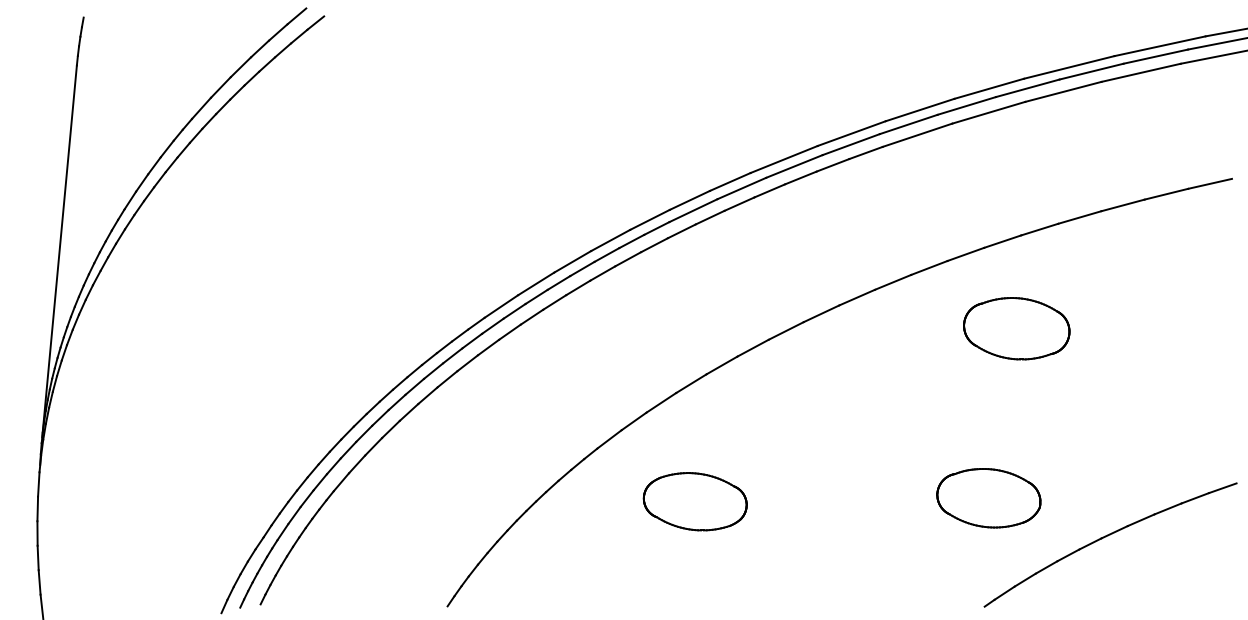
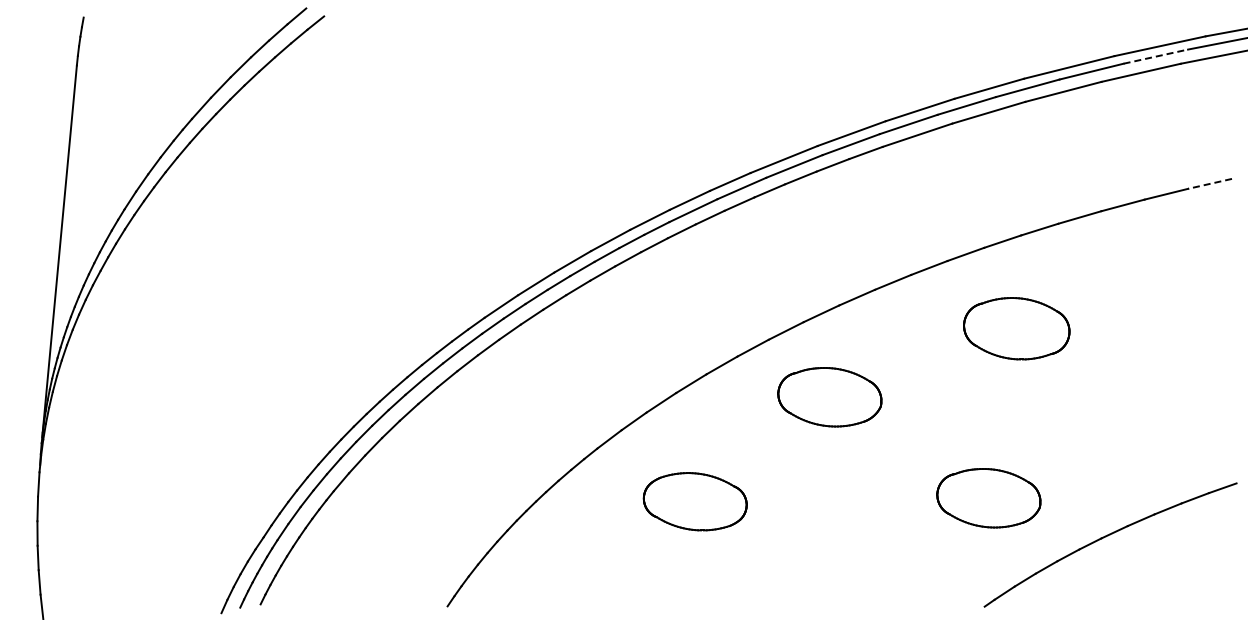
line: solid -> dashed (1155, 56)
line: solid -> dashed (1209, 183)
part: none -> present (829, 397)
